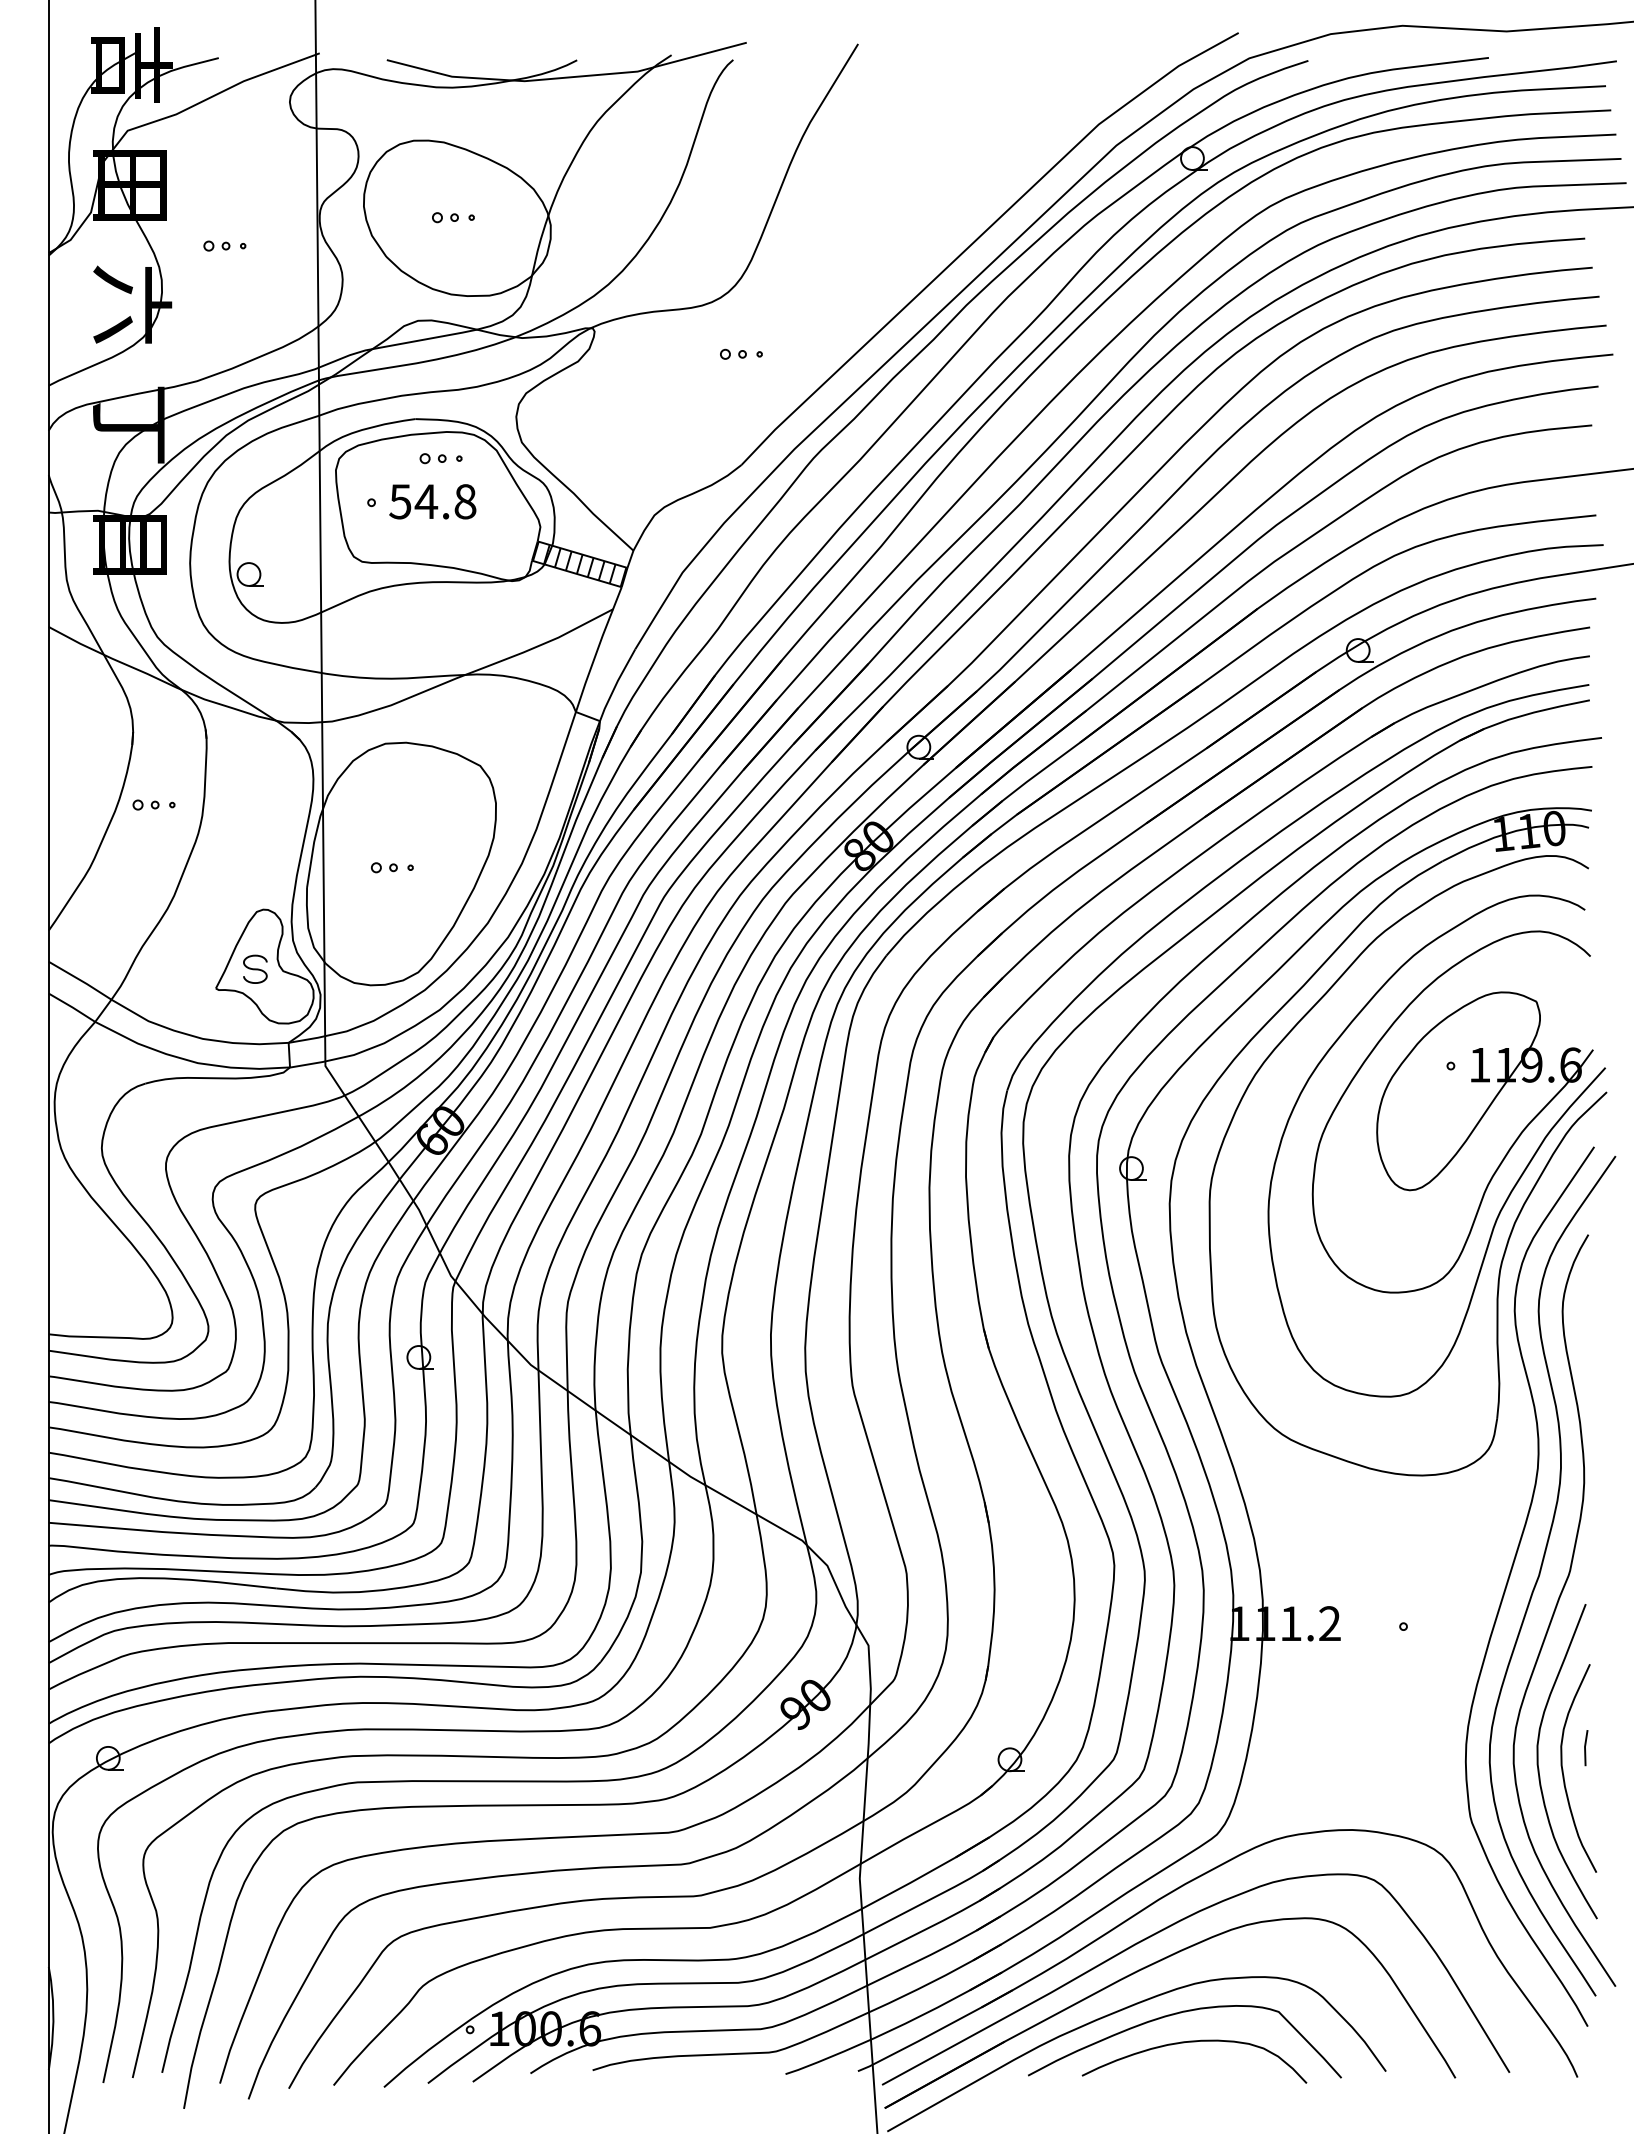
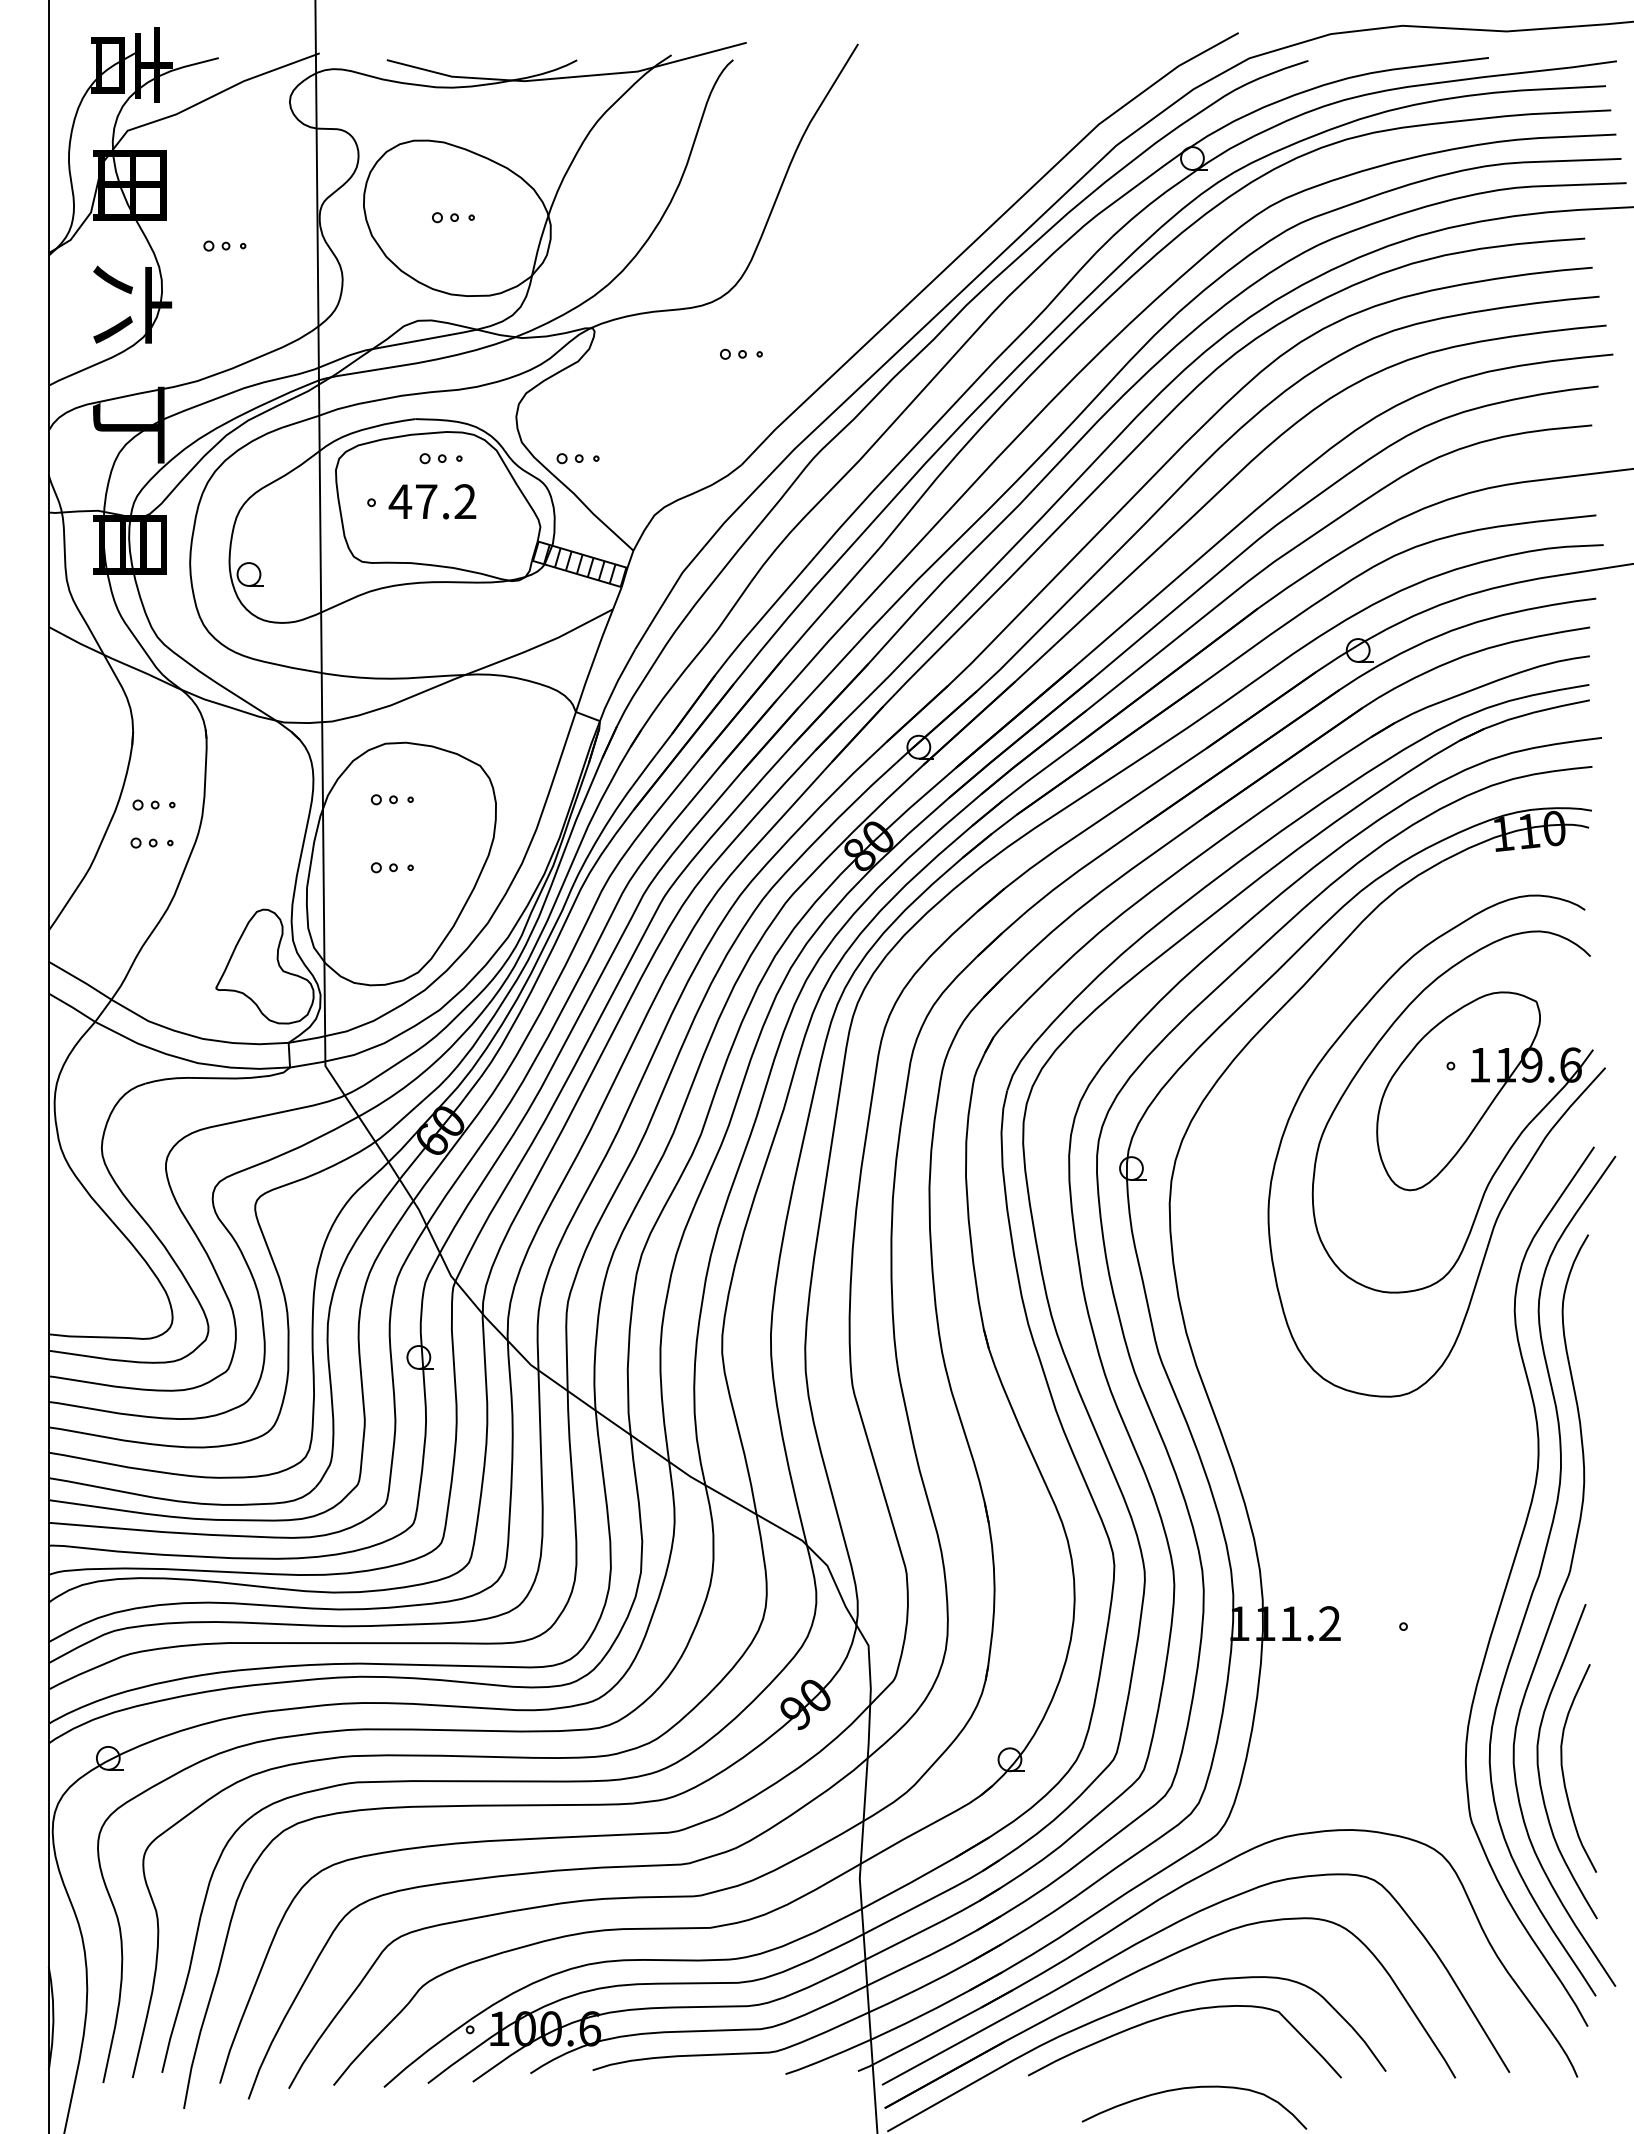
part: none -> present (577, 458)
text: 54.8 -> 47.2 (432, 501)
part: none -> present (392, 799)
part: none -> present (151, 842)
part: present -> none (255, 968)
part: present -> none (1515, 1219)
line: present -> none (1585, 1748)
curve position: (1194, 2042) -> (1194, 2088) (1194, 2088)
